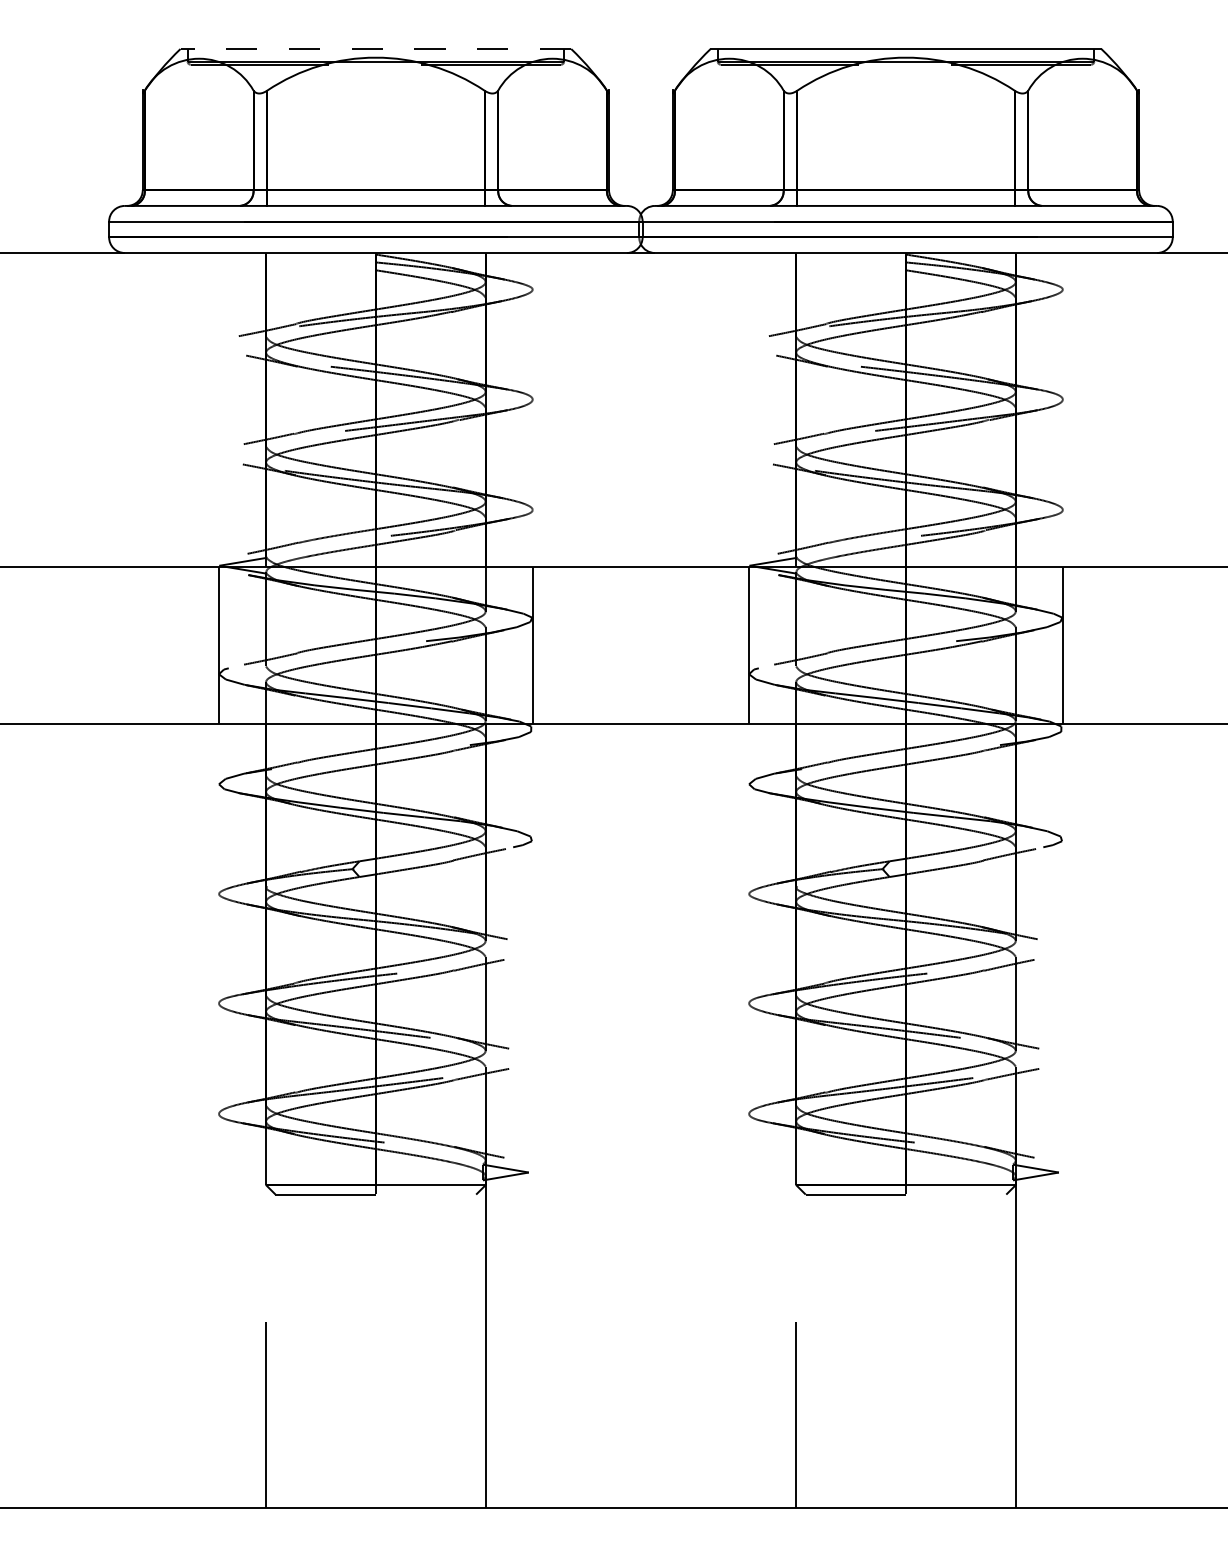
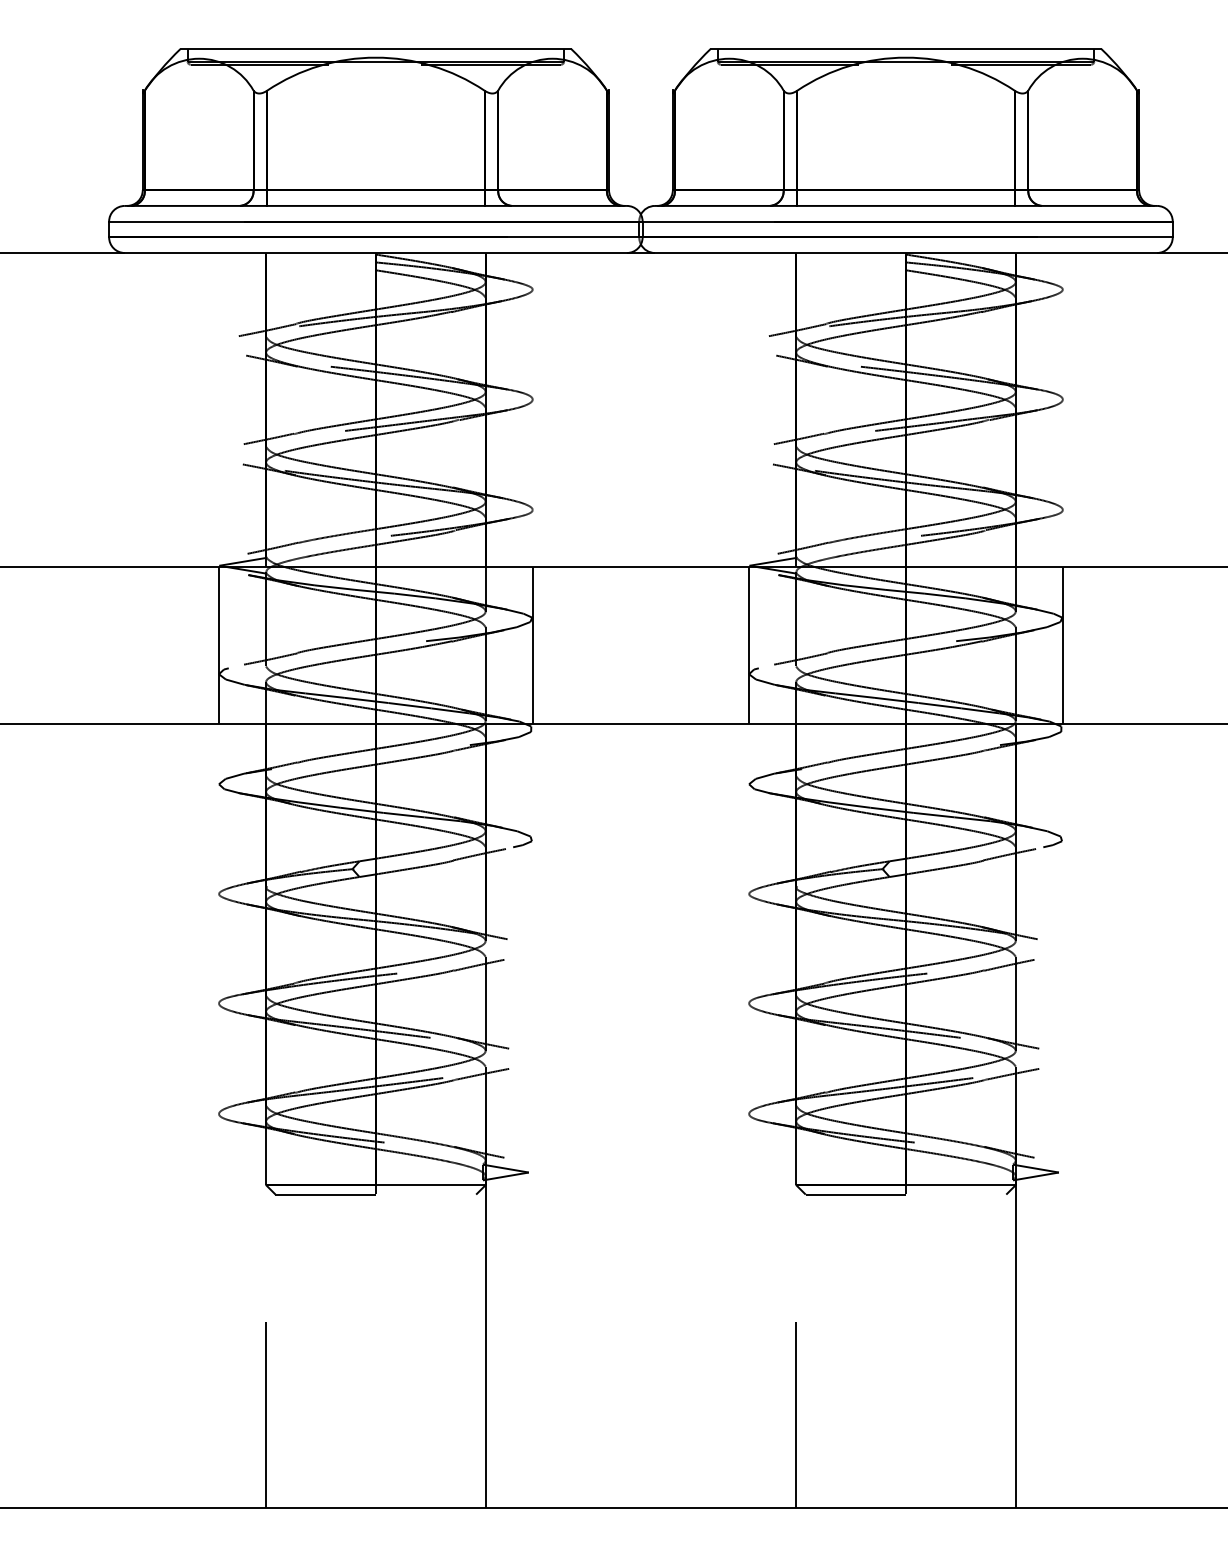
line: dashed -> solid (375, 49)
